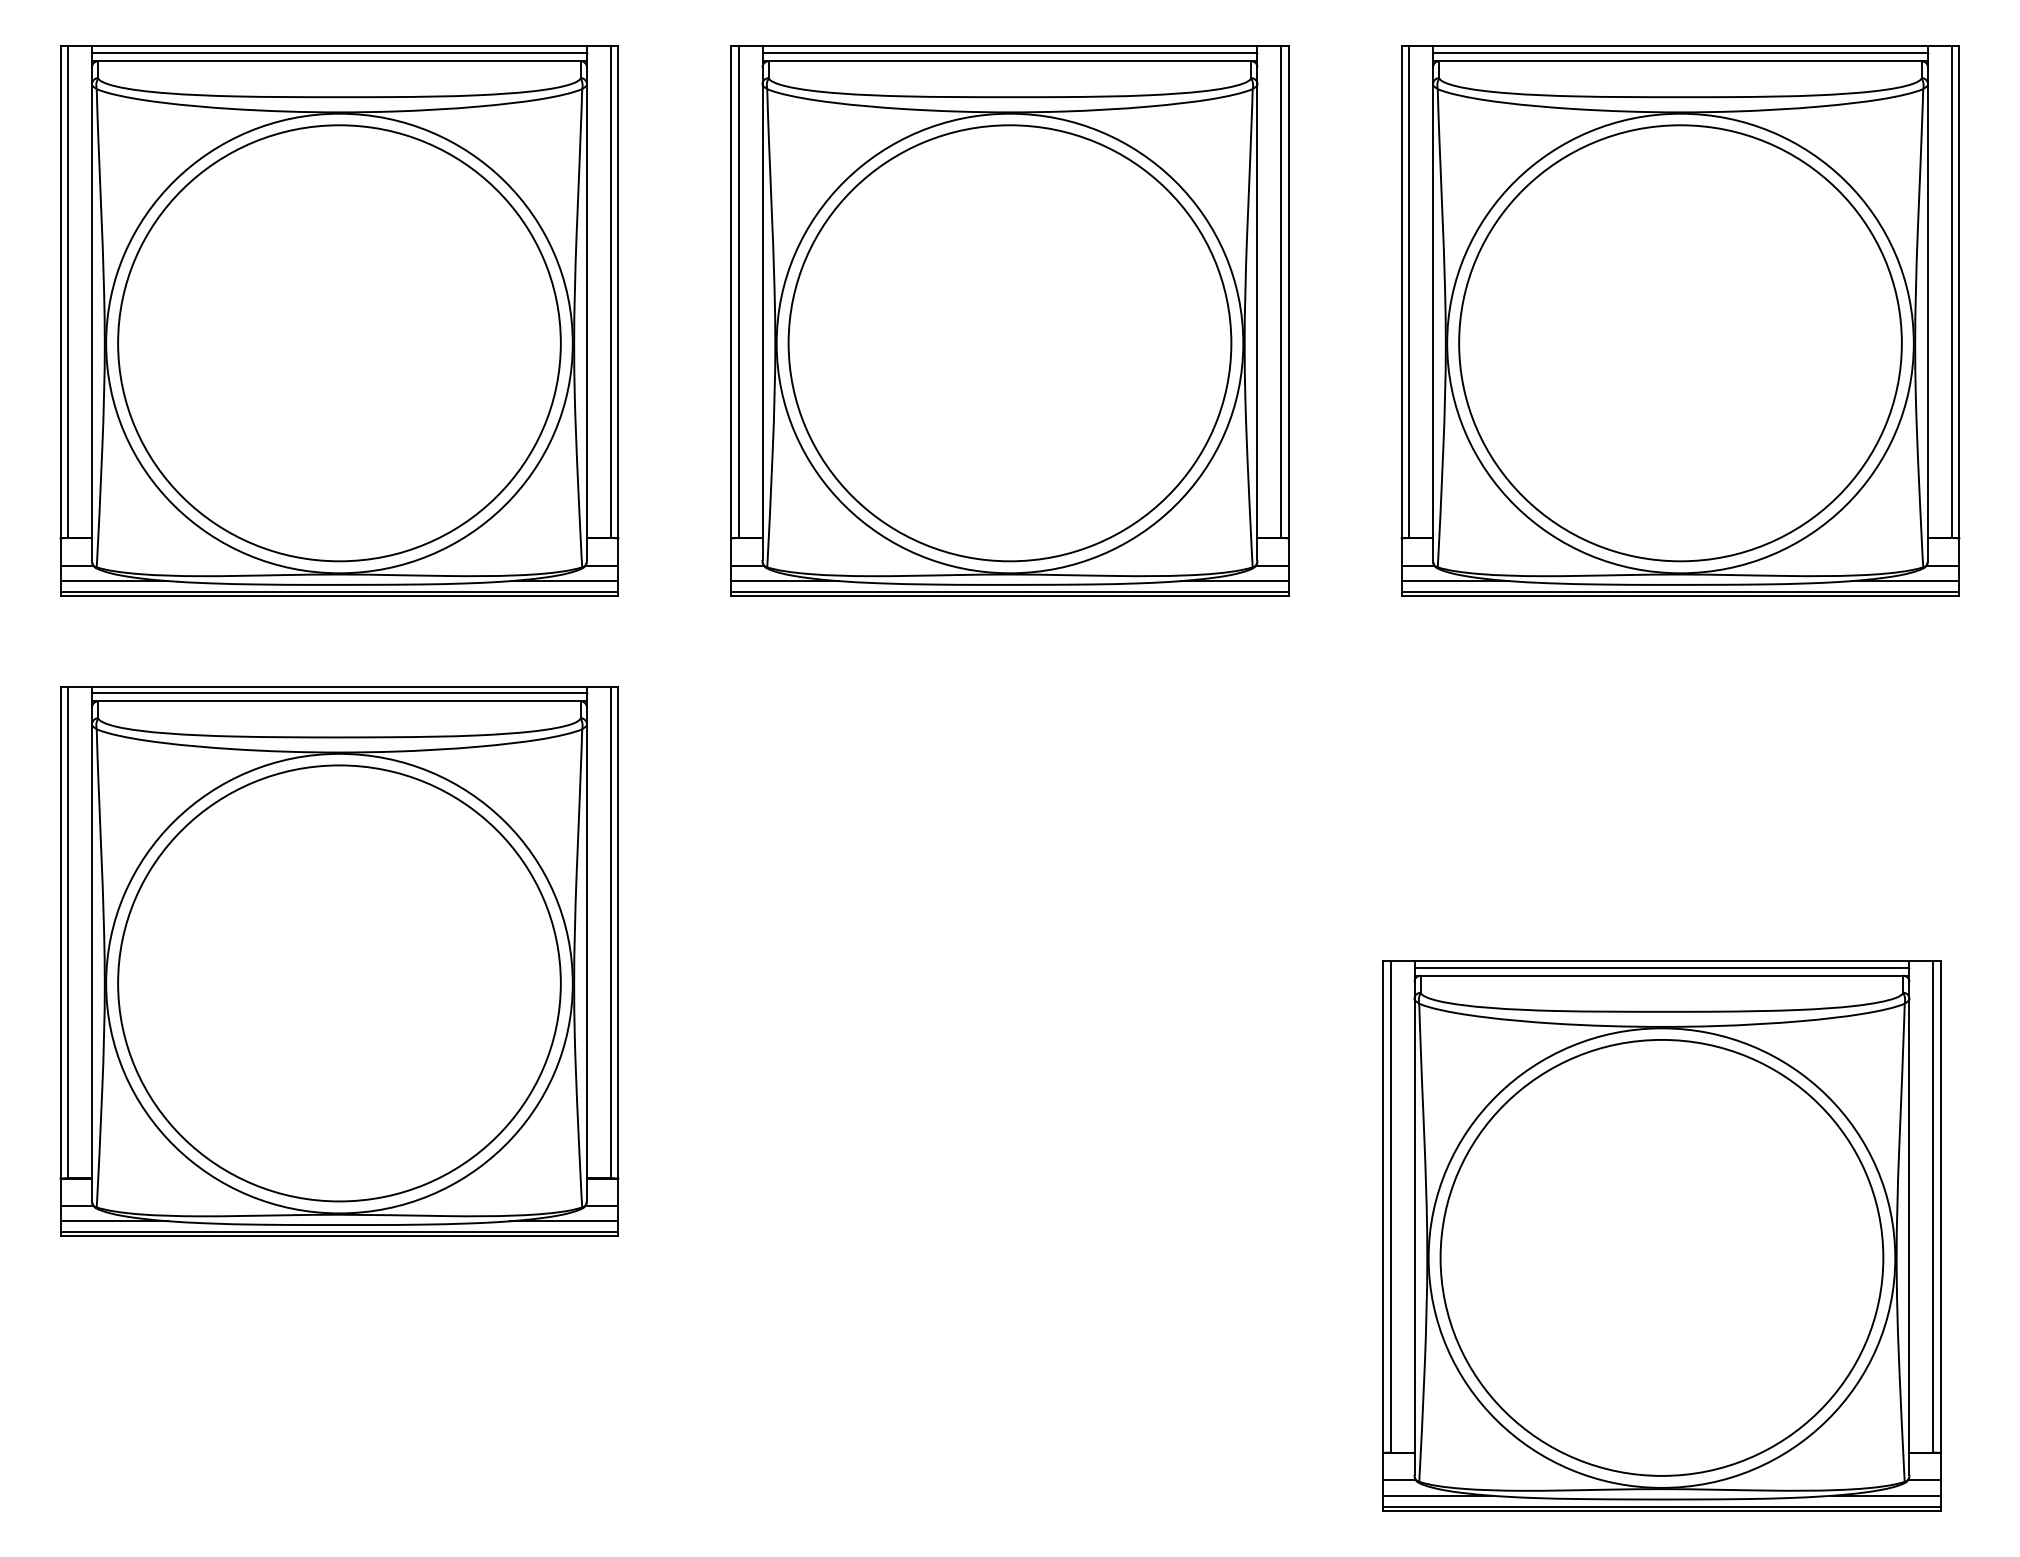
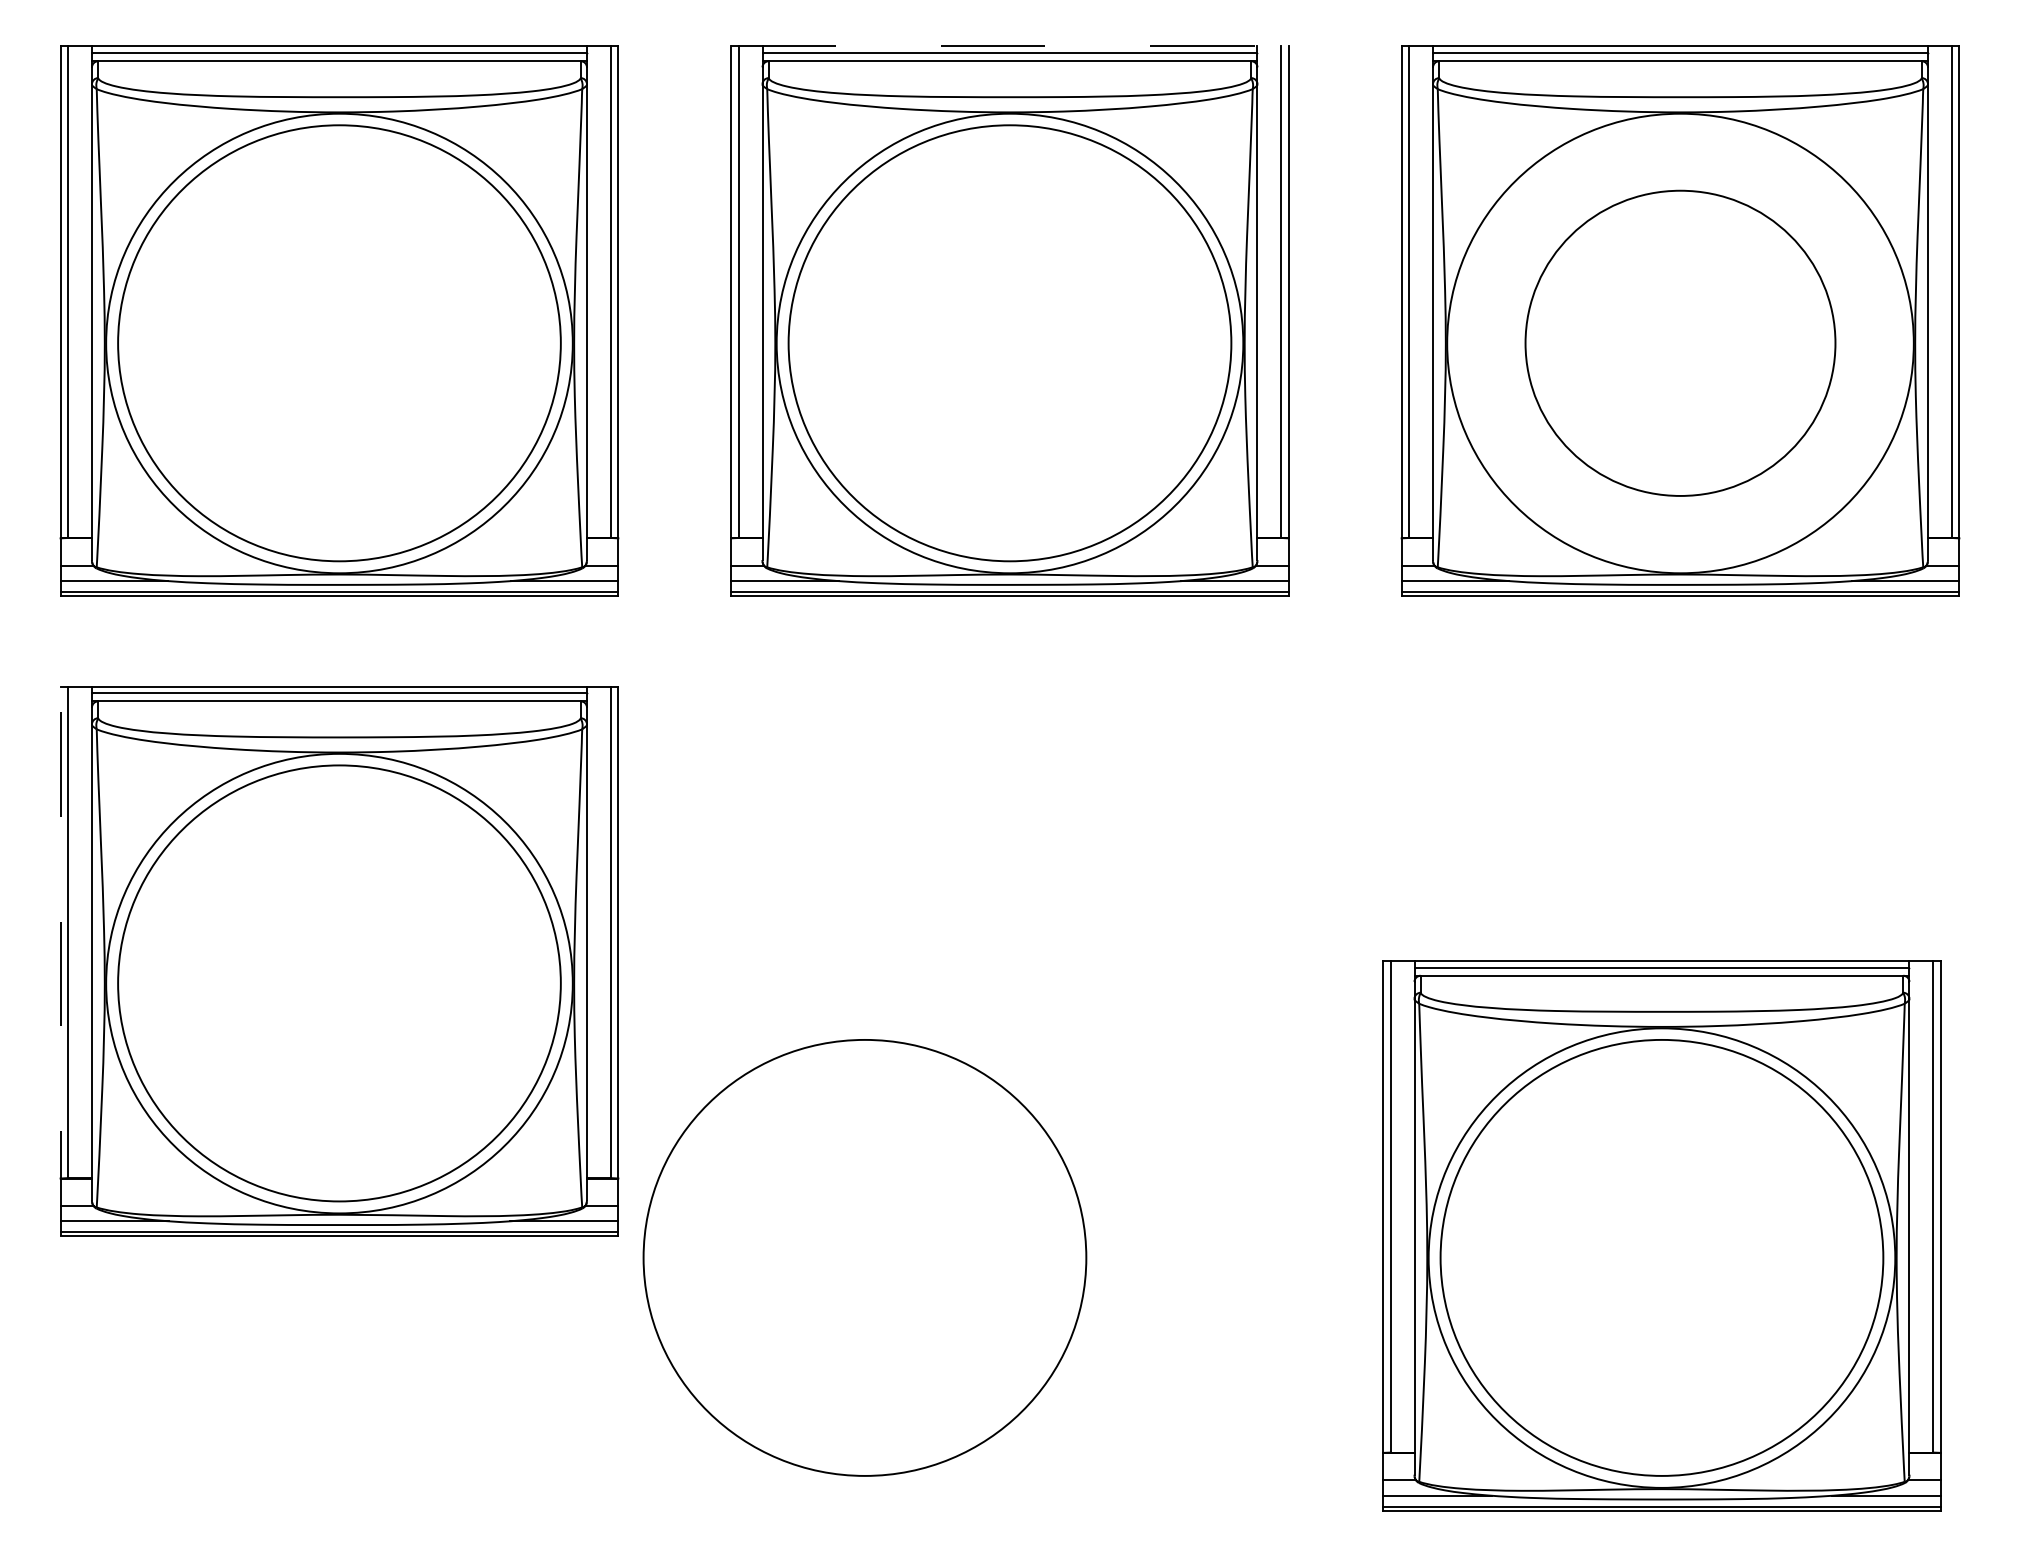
line: solid -> dashed (1010, 46)
part size: 445x439 px -> 313x308 px (1680, 342)
line: solid -> dashed (60, 961)
part: none -> present (864, 1257)
